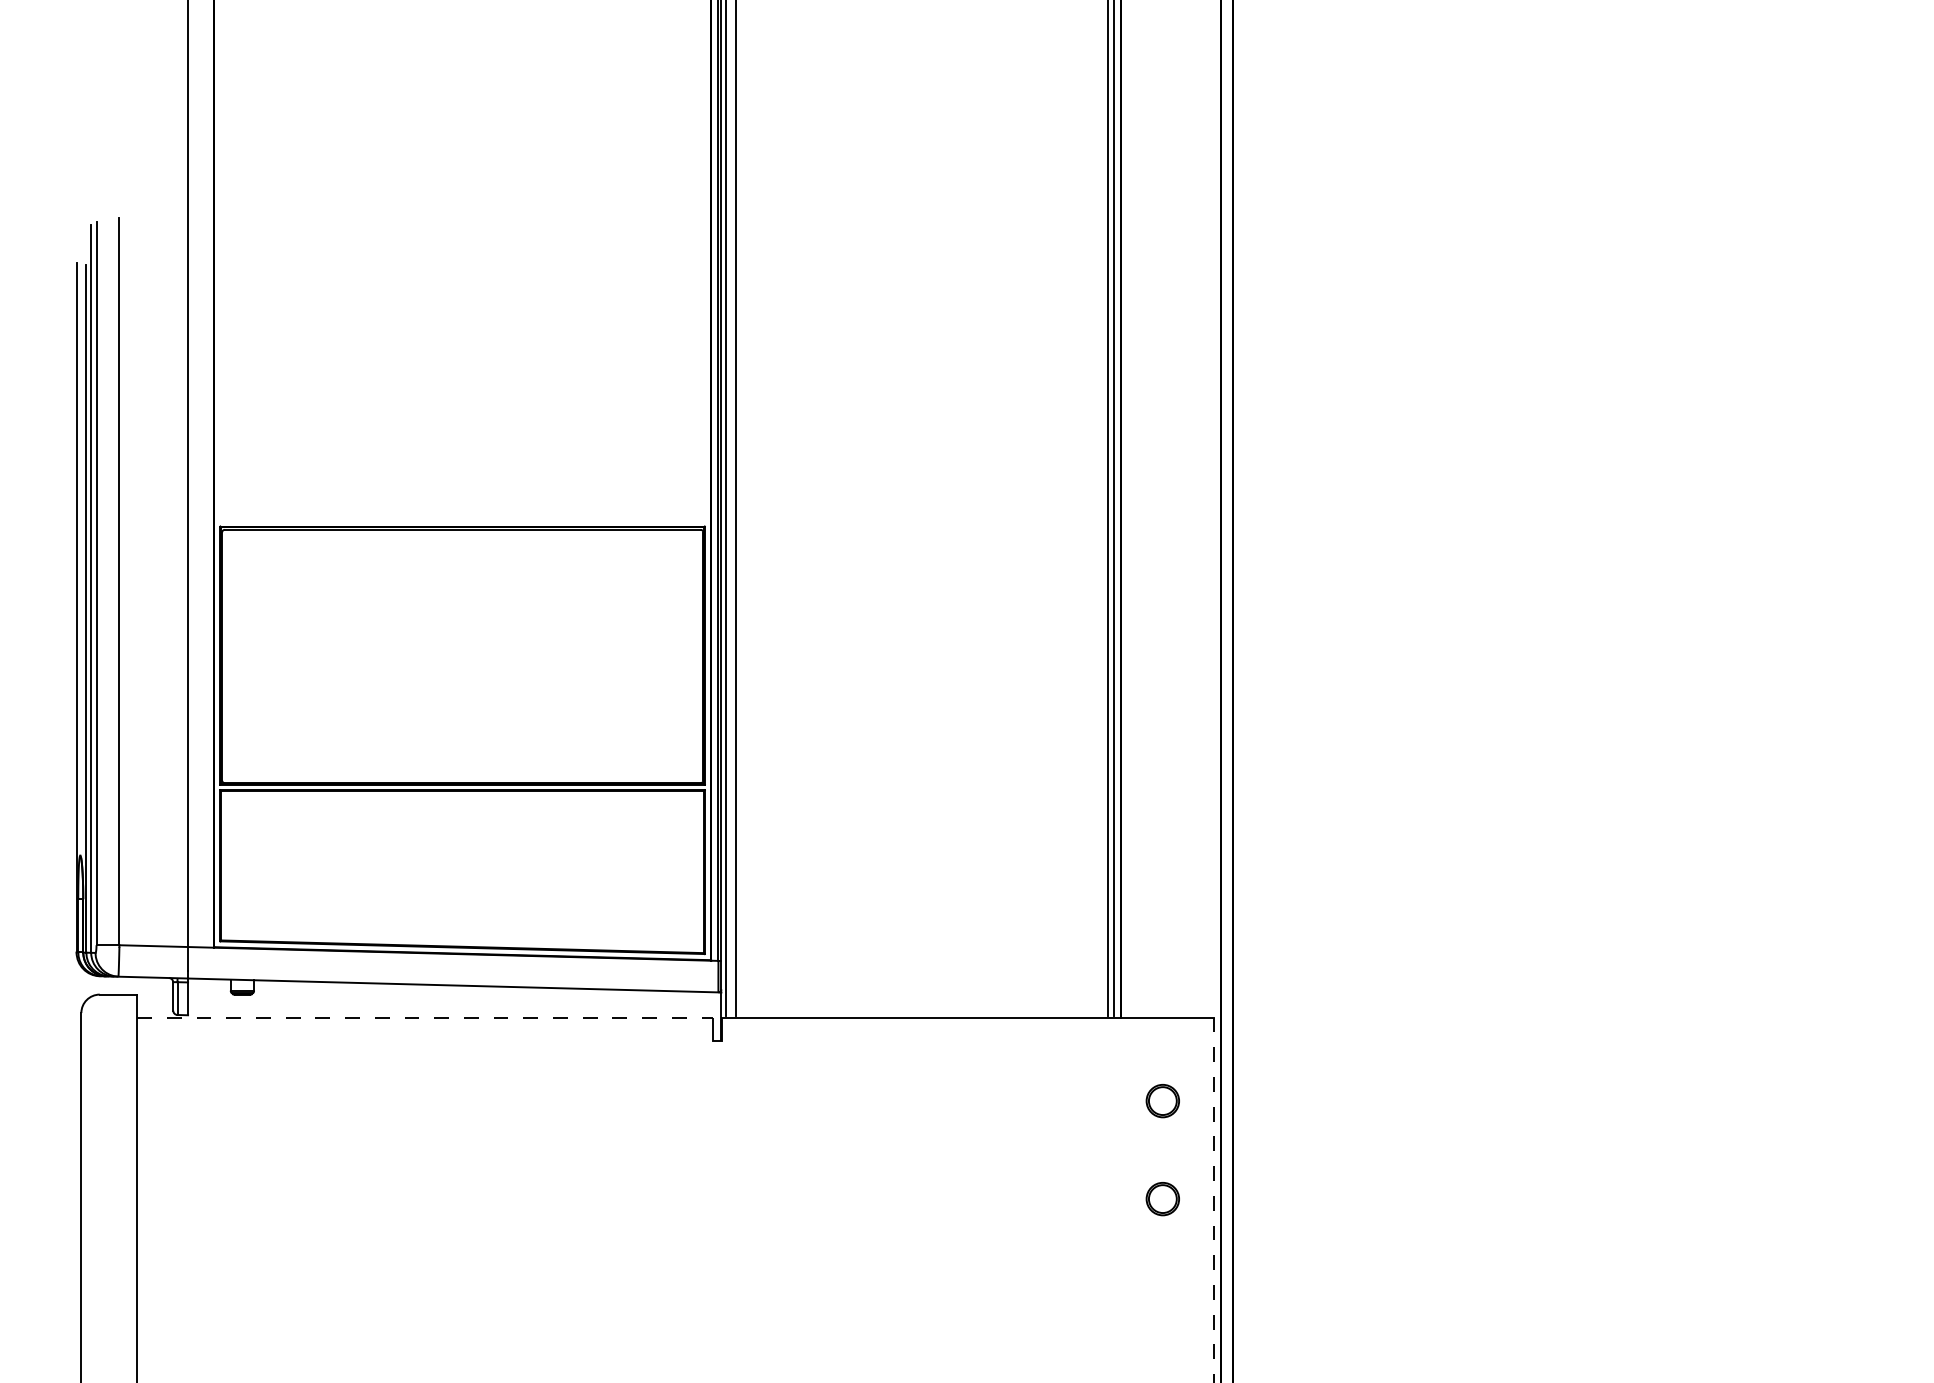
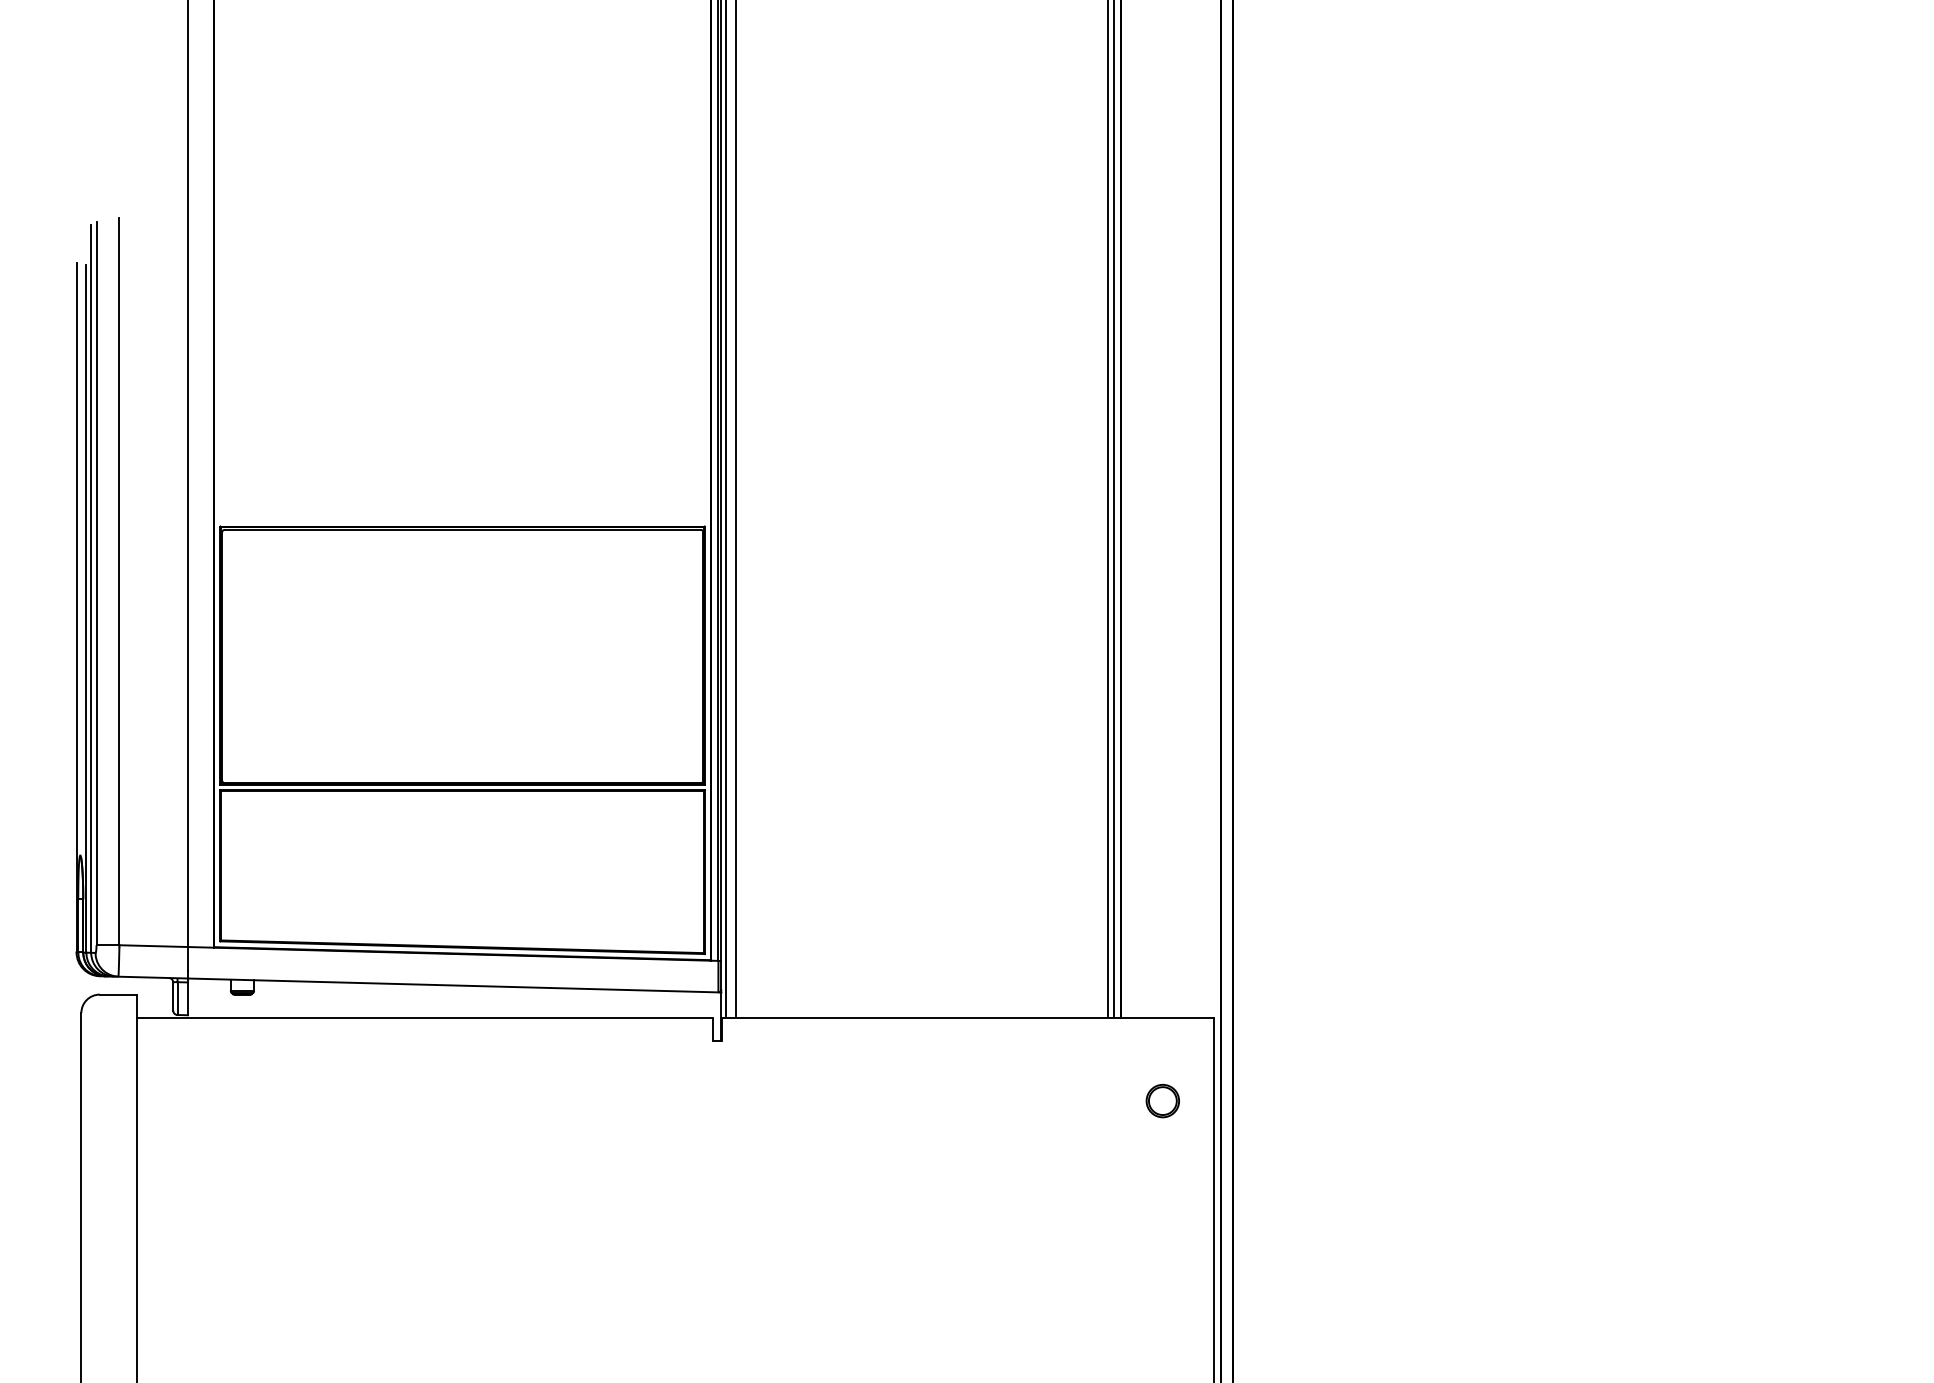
line: dashed -> solid (424, 1017)
part: present -> none (1162, 1199)
line: dashed -> solid (1213, 1200)
